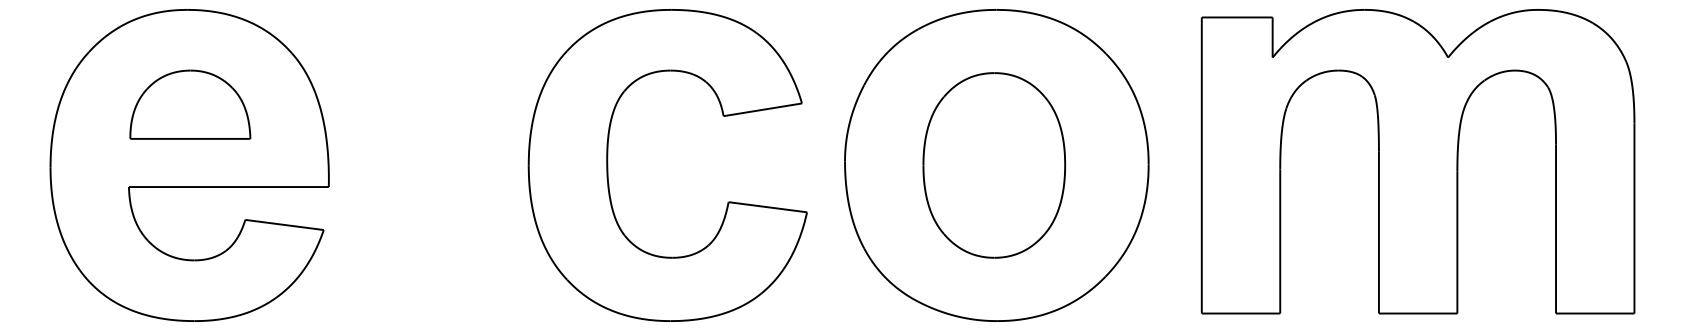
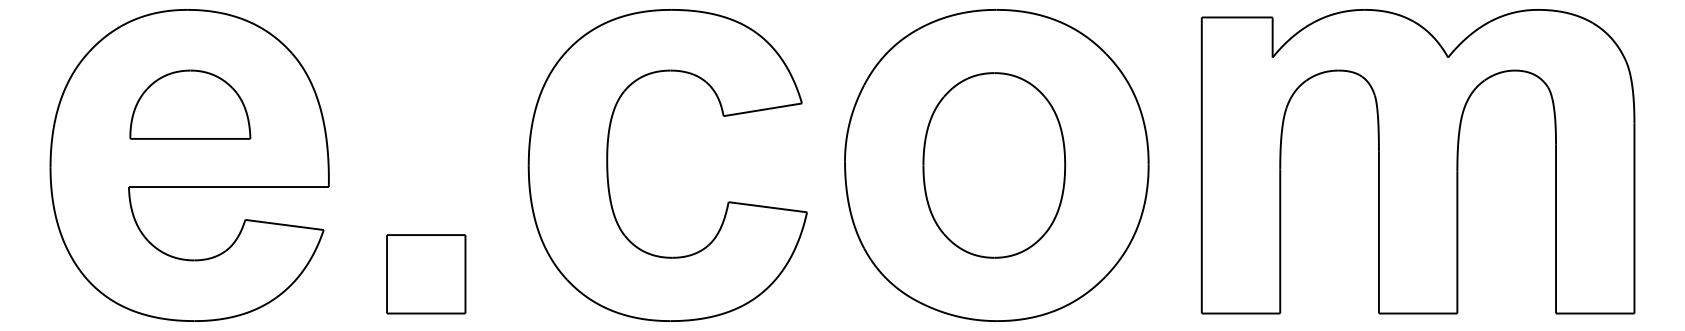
part: none -> present (426, 274)
